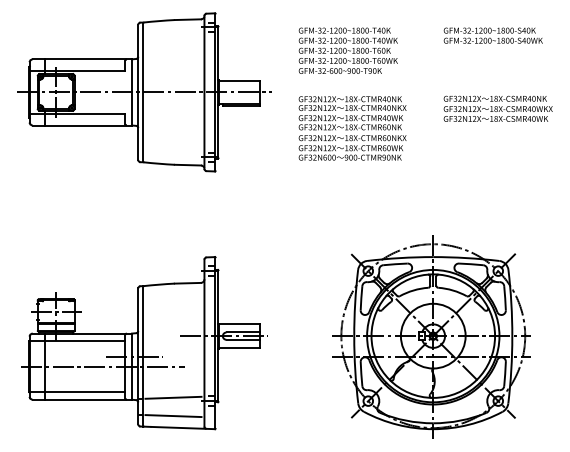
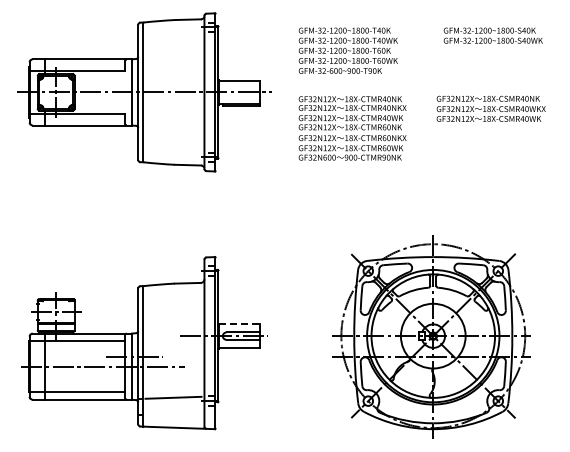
text position: (497, 108) -> (490, 108) (490, 108)
line: solid -> dashed (239, 324)
line: present -> none (173, 416)
